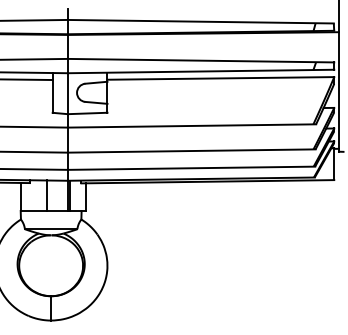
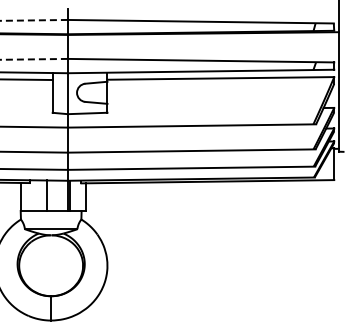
line: solid -> dashed (33, 20)
line: solid -> dashed (33, 59)
